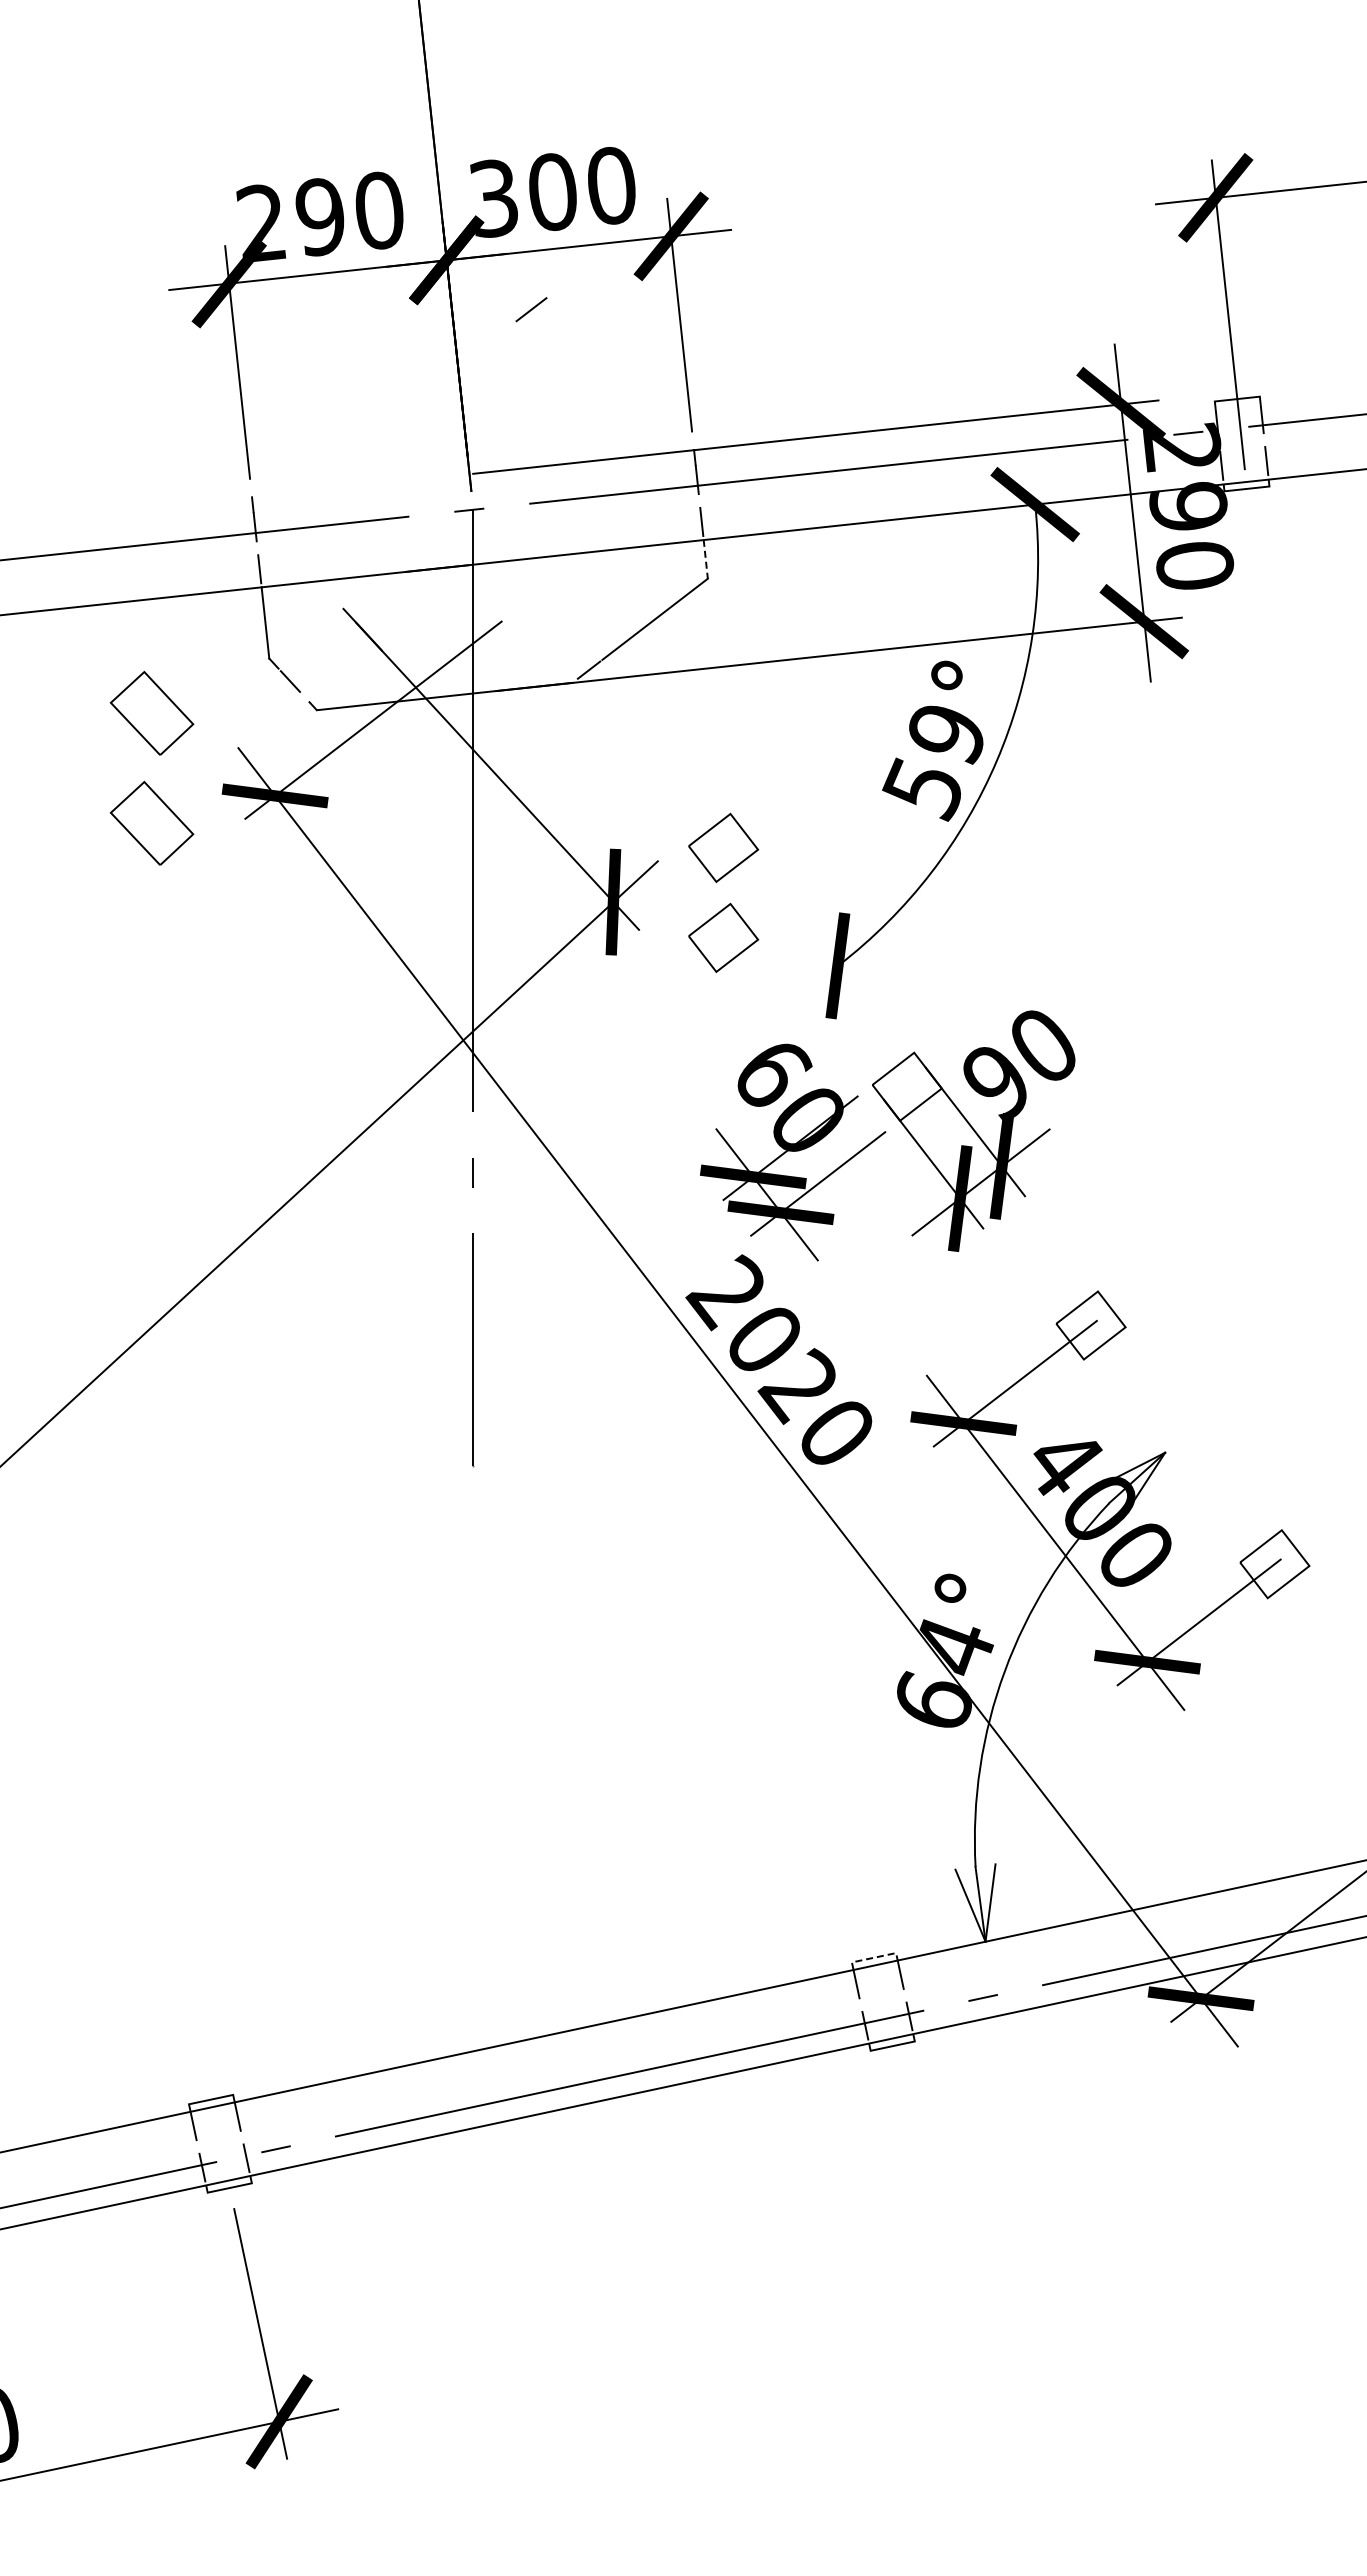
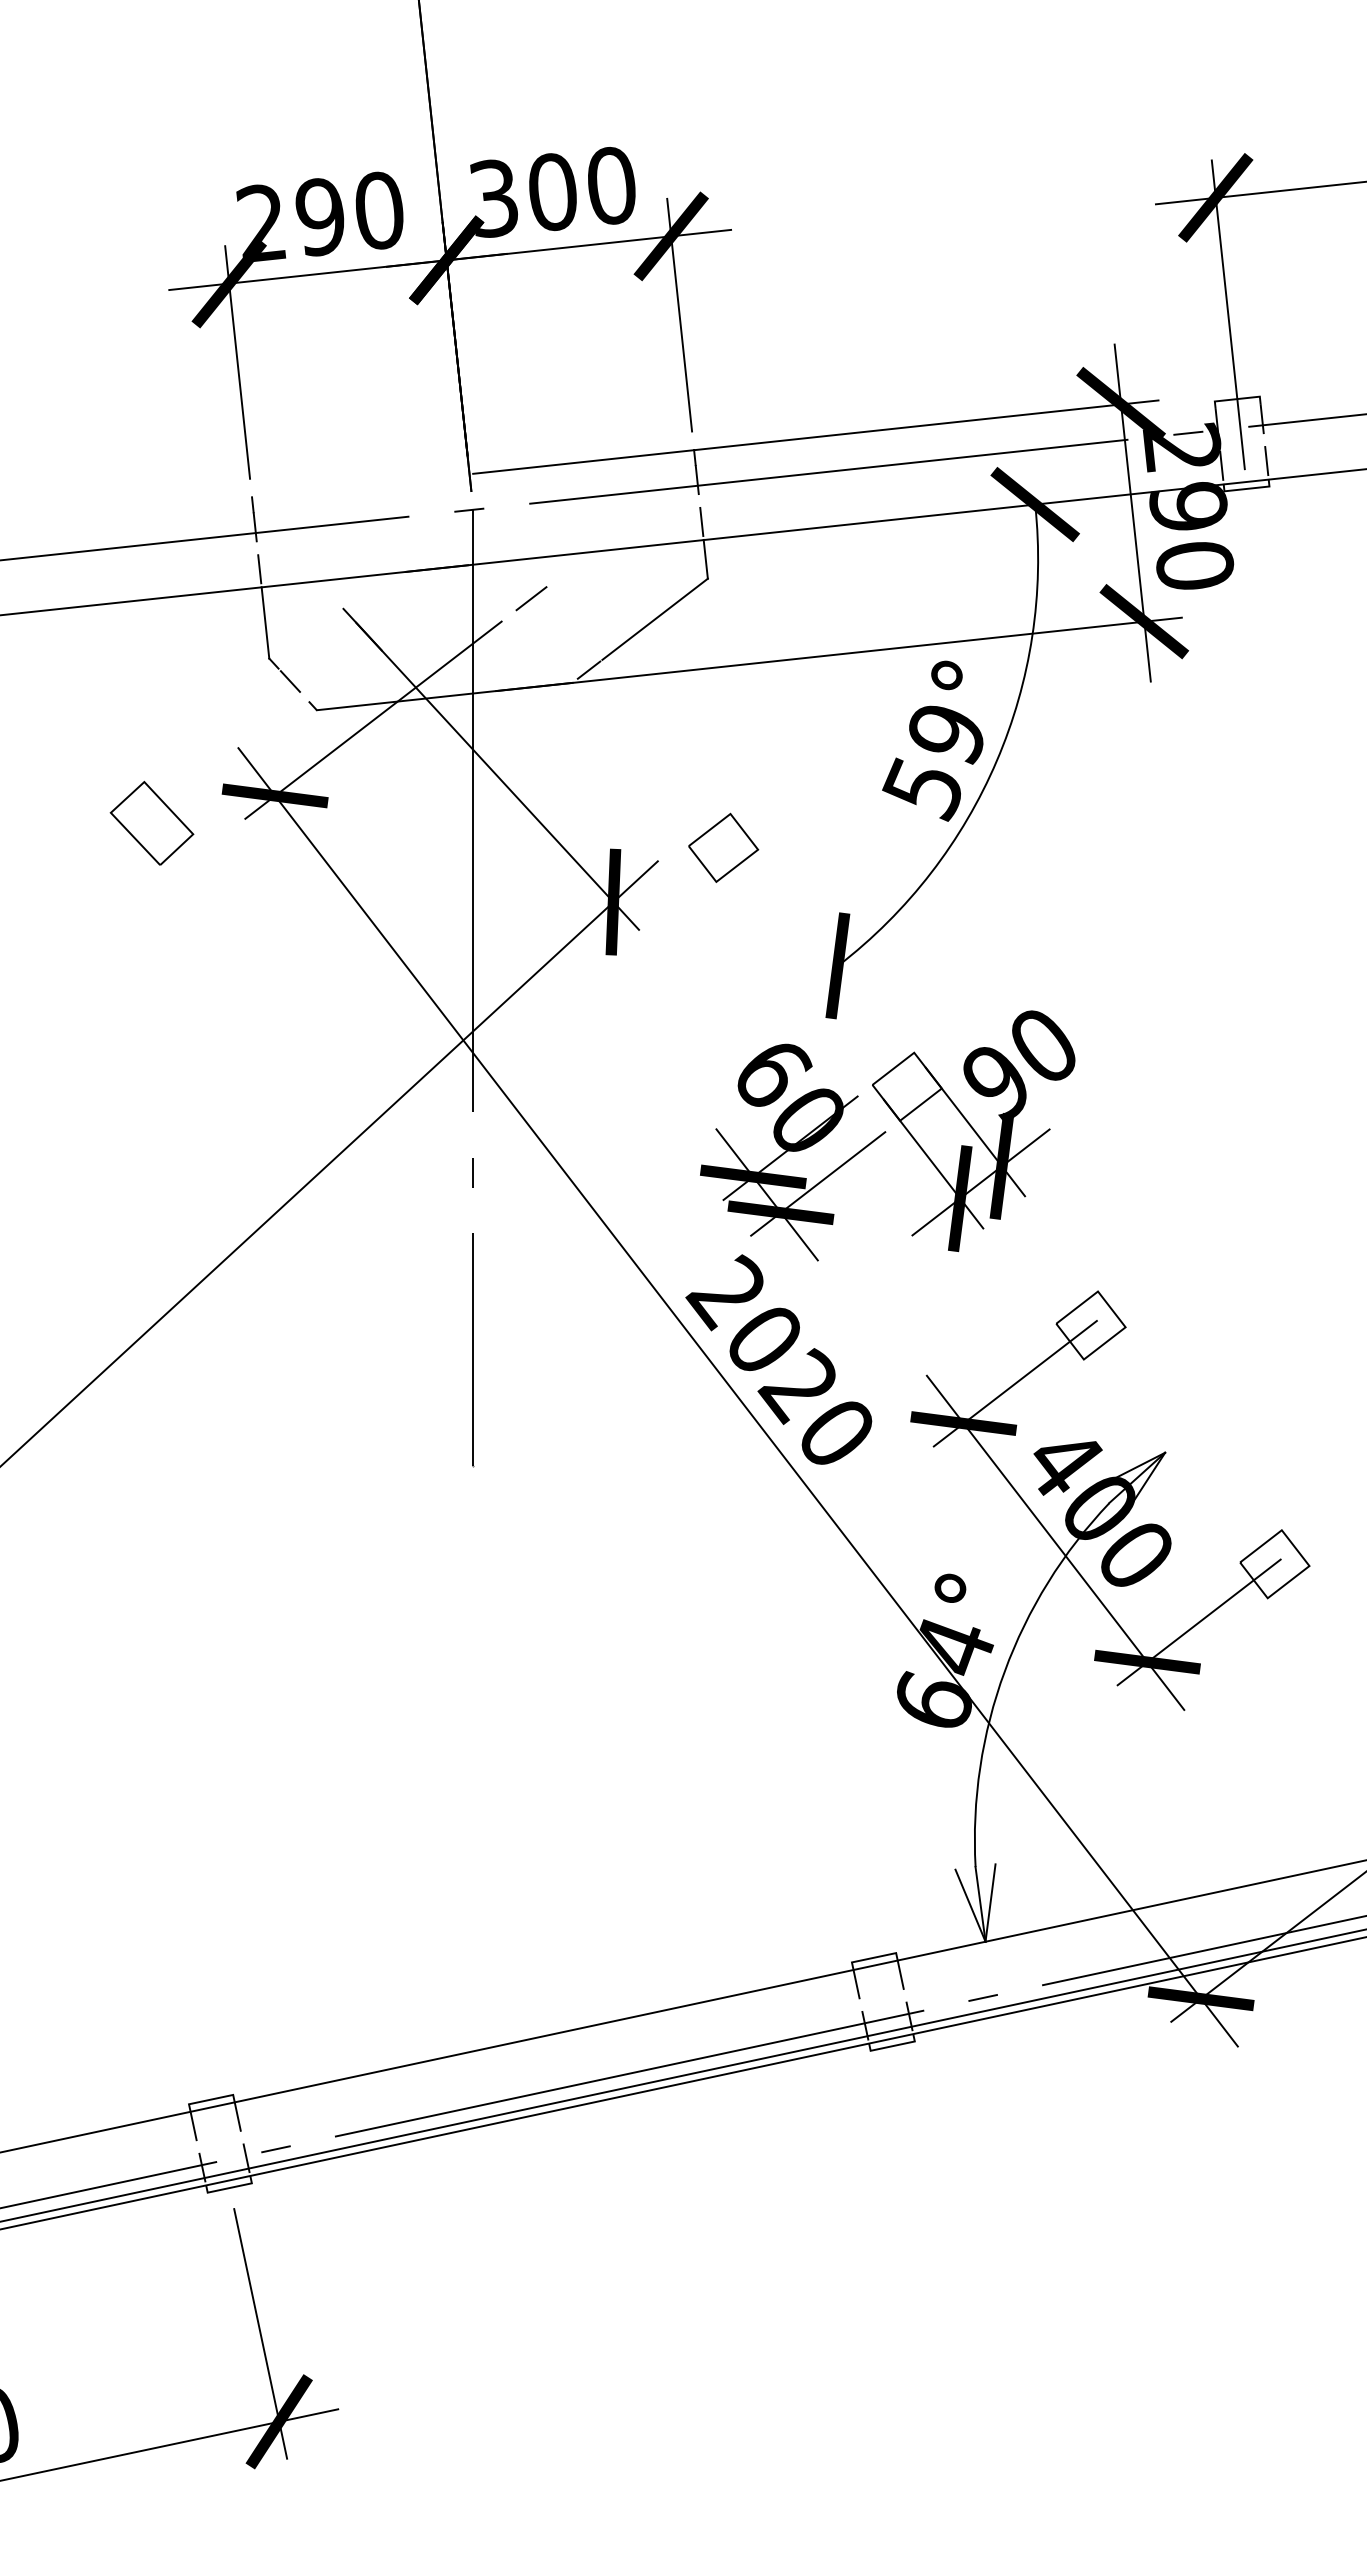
line position: (531, 309) -> (531, 598) (531, 598)
line: dashed -> solid (705, 559)
part: present -> none (151, 713)
part: present -> none (723, 937)
line: dashed -> solid (874, 1957)
line: none -> present (682, 2075)
